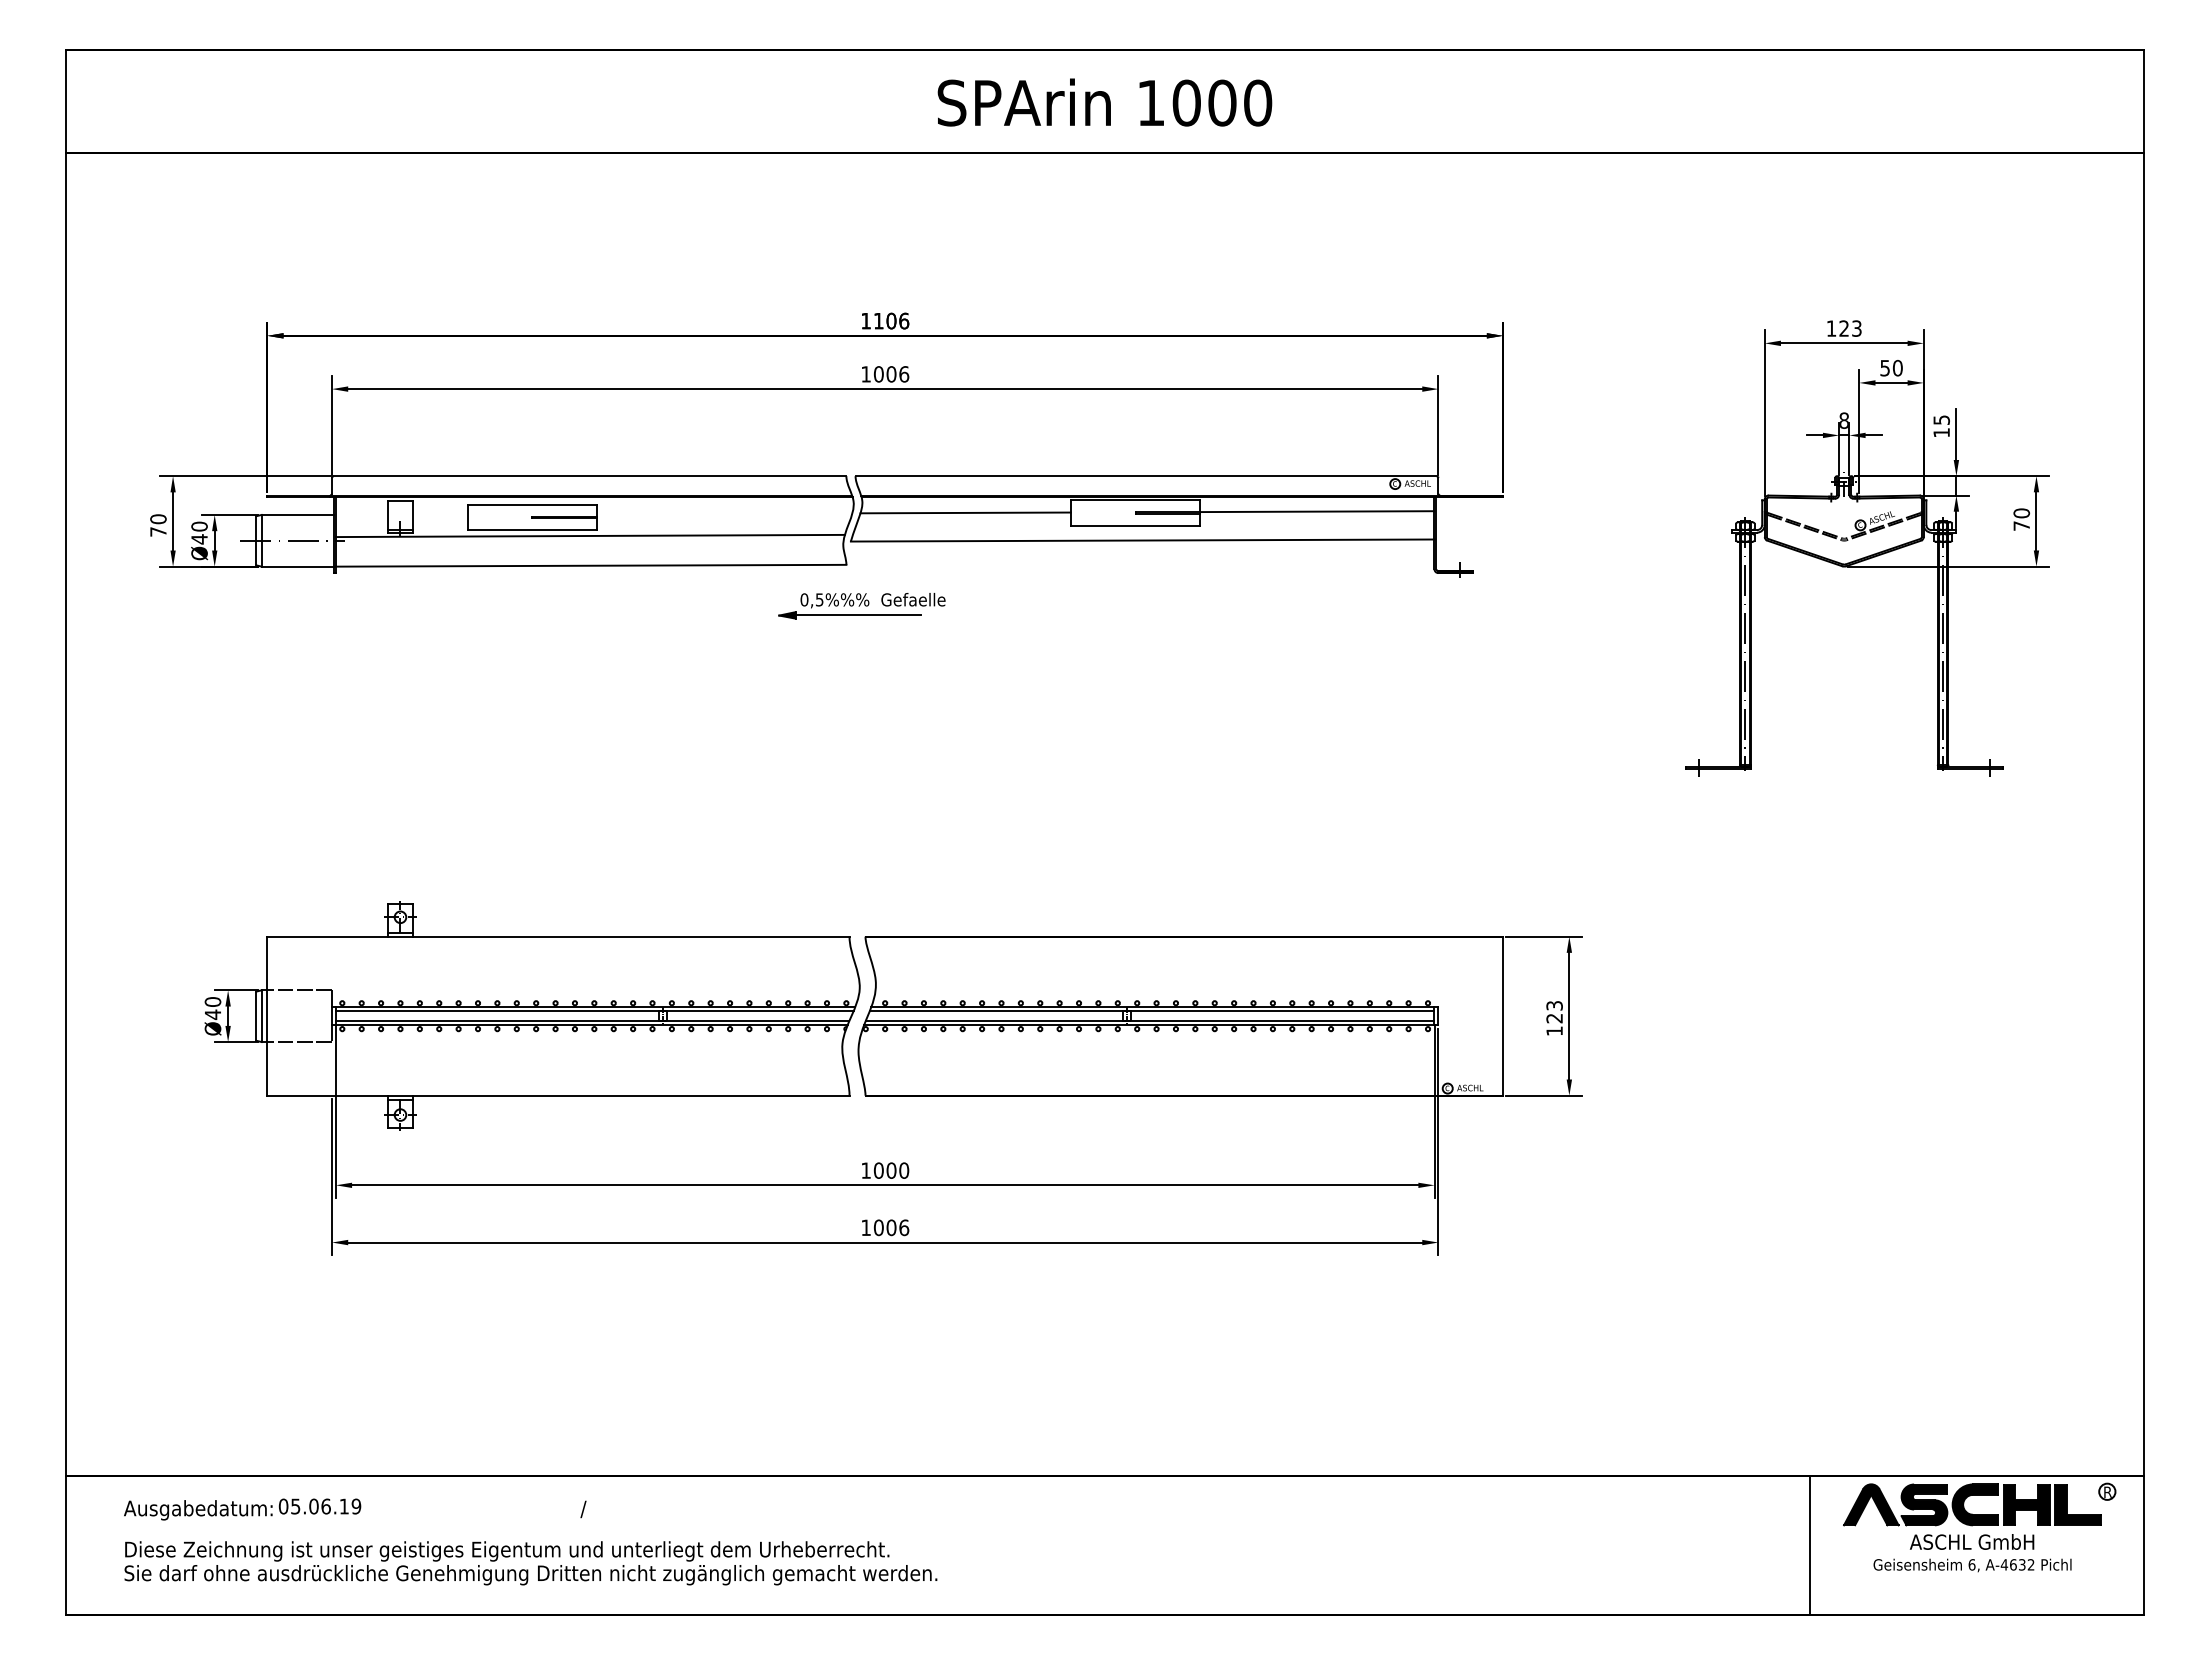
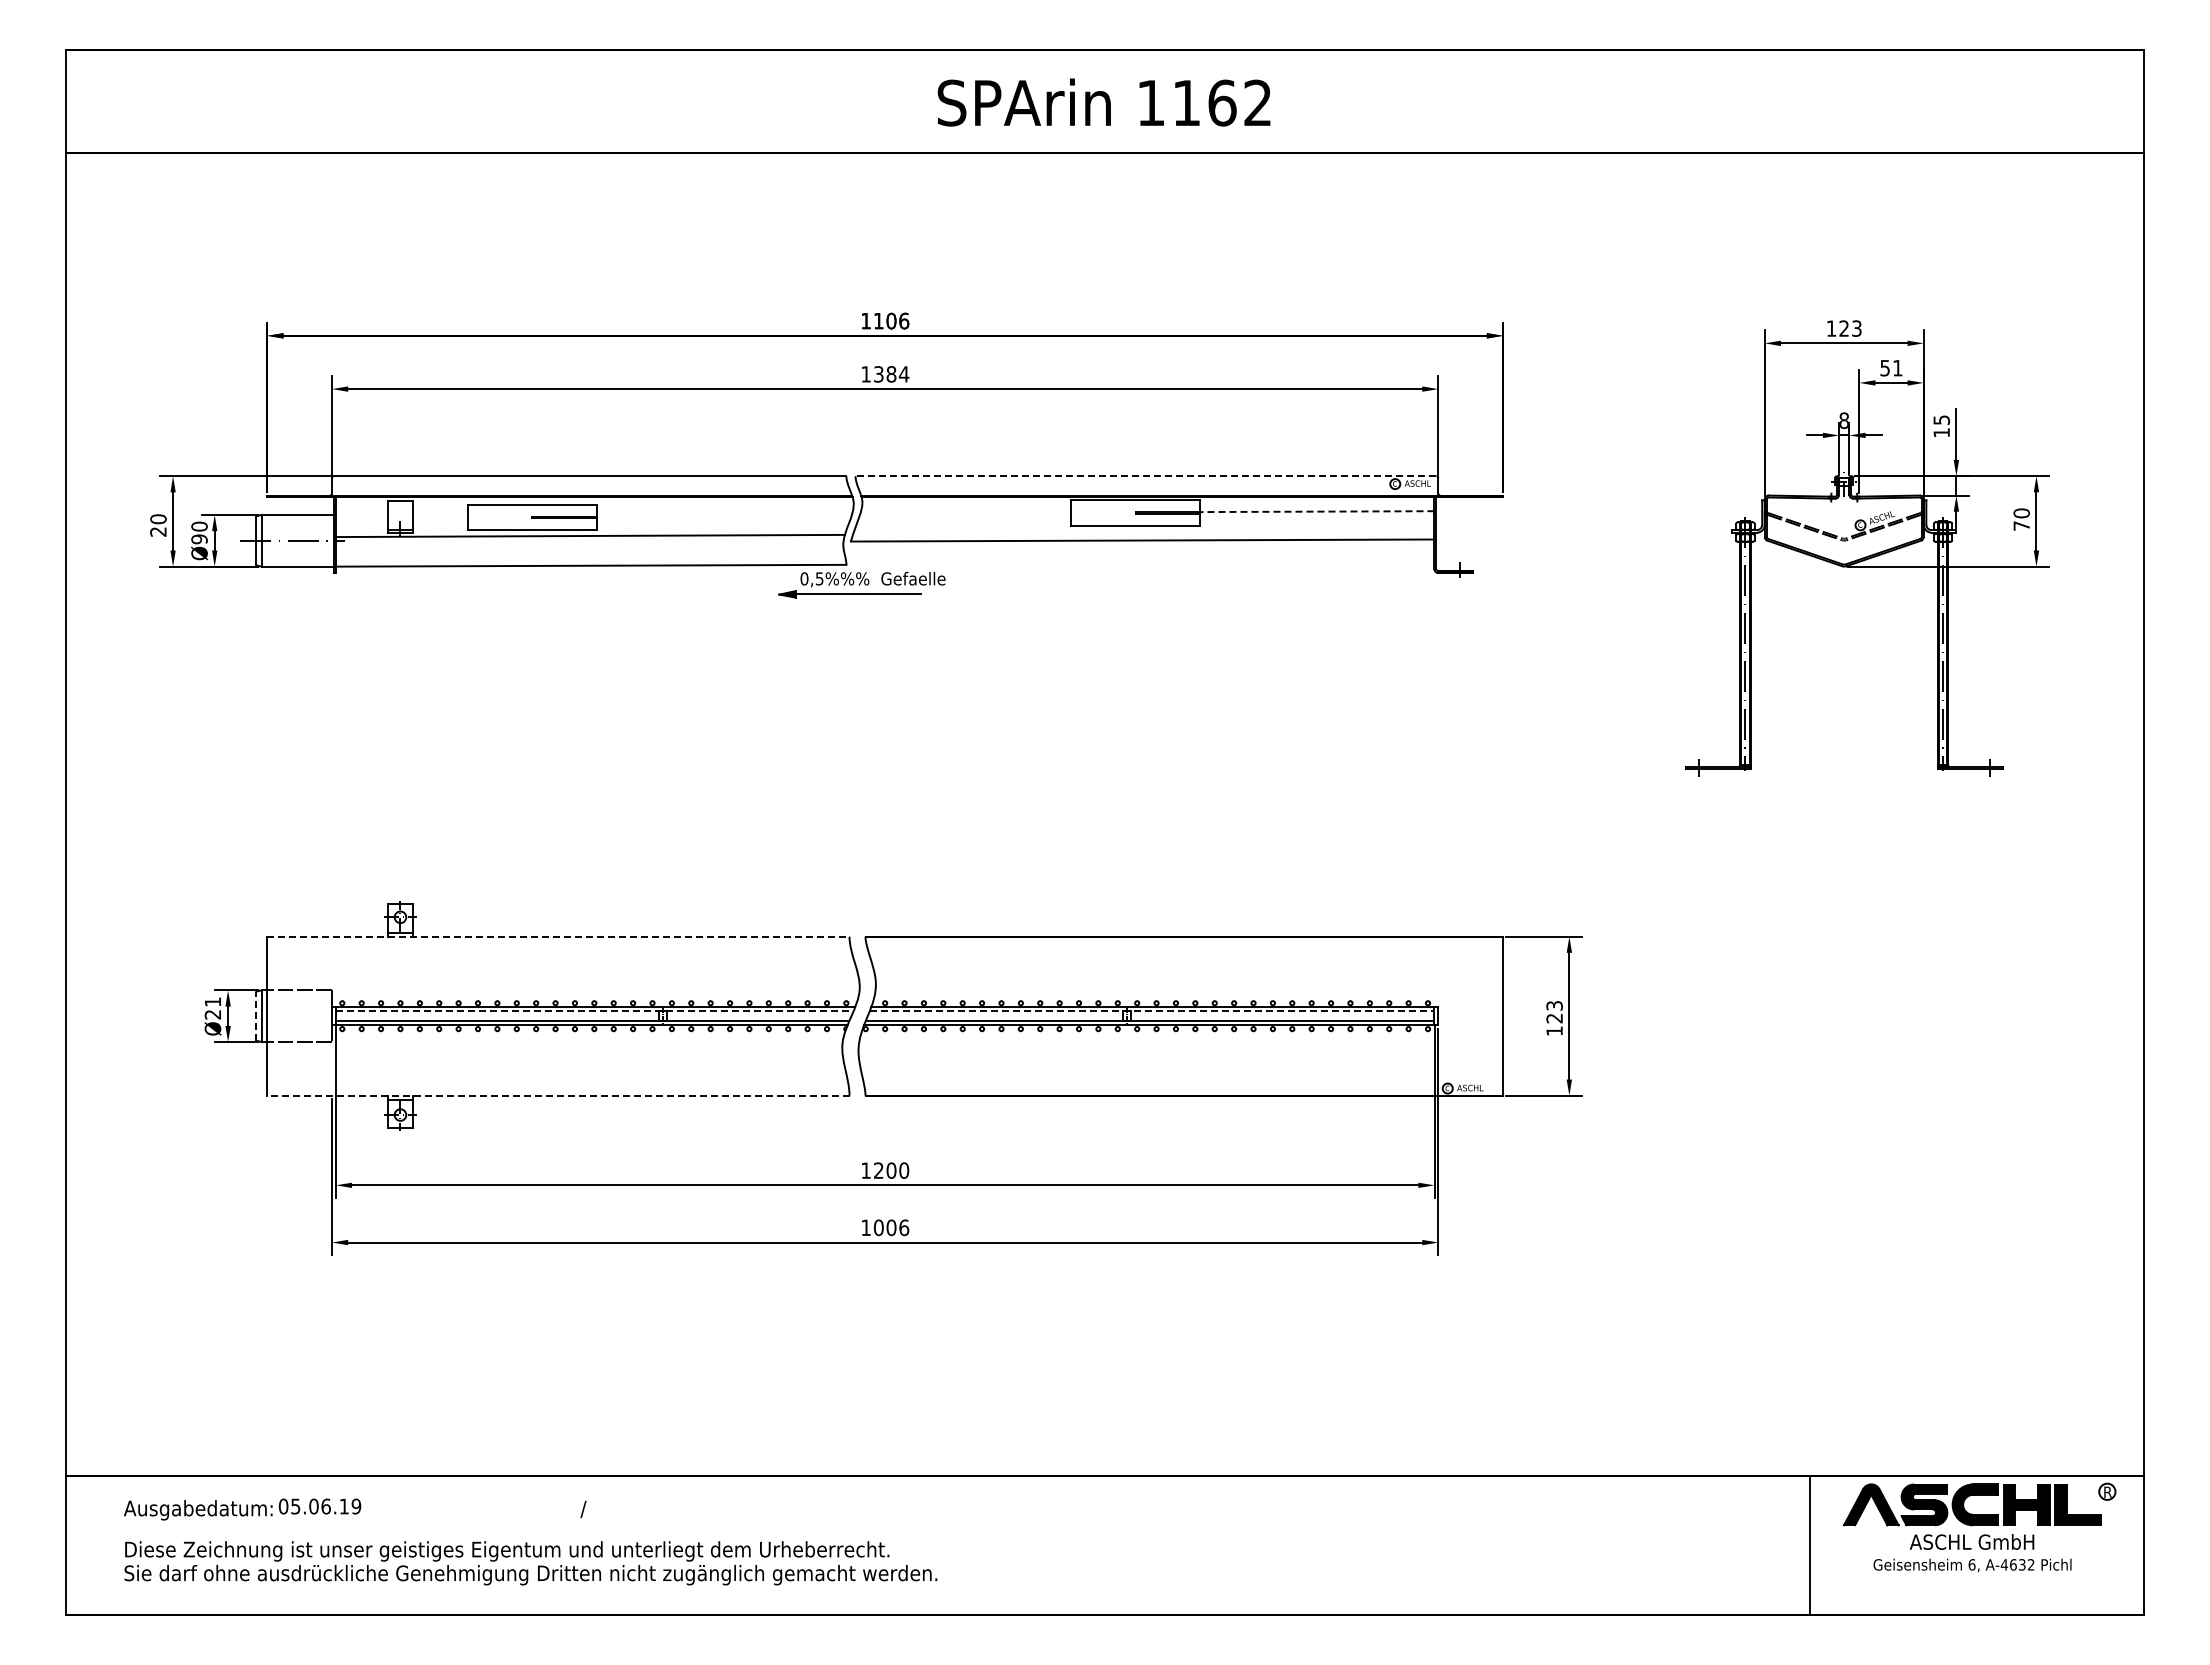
text: 1000 -> 1162 (1222, 102)
text: 50 -> 51 (1897, 367)
text: 1006 -> 1384 (891, 374)
line: solid -> dashed (1145, 476)
line: solid -> dashed (1316, 511)
line: present -> none (965, 512)
text: 70 -> 20 (158, 531)
text: Ø40 -> Ø90 (199, 539)
part position: (861, 606) -> (861, 585) (861, 585)
line: solid -> dashed (558, 936)
text: Ø40 -> Ø21 (212, 1008)
line: solid -> dashed (594, 1011)
line: solid -> dashed (1152, 1011)
line: solid -> dashed (256, 1016)
line: solid -> dashed (557, 1095)
text: 1000 -> 1200 (878, 1170)
